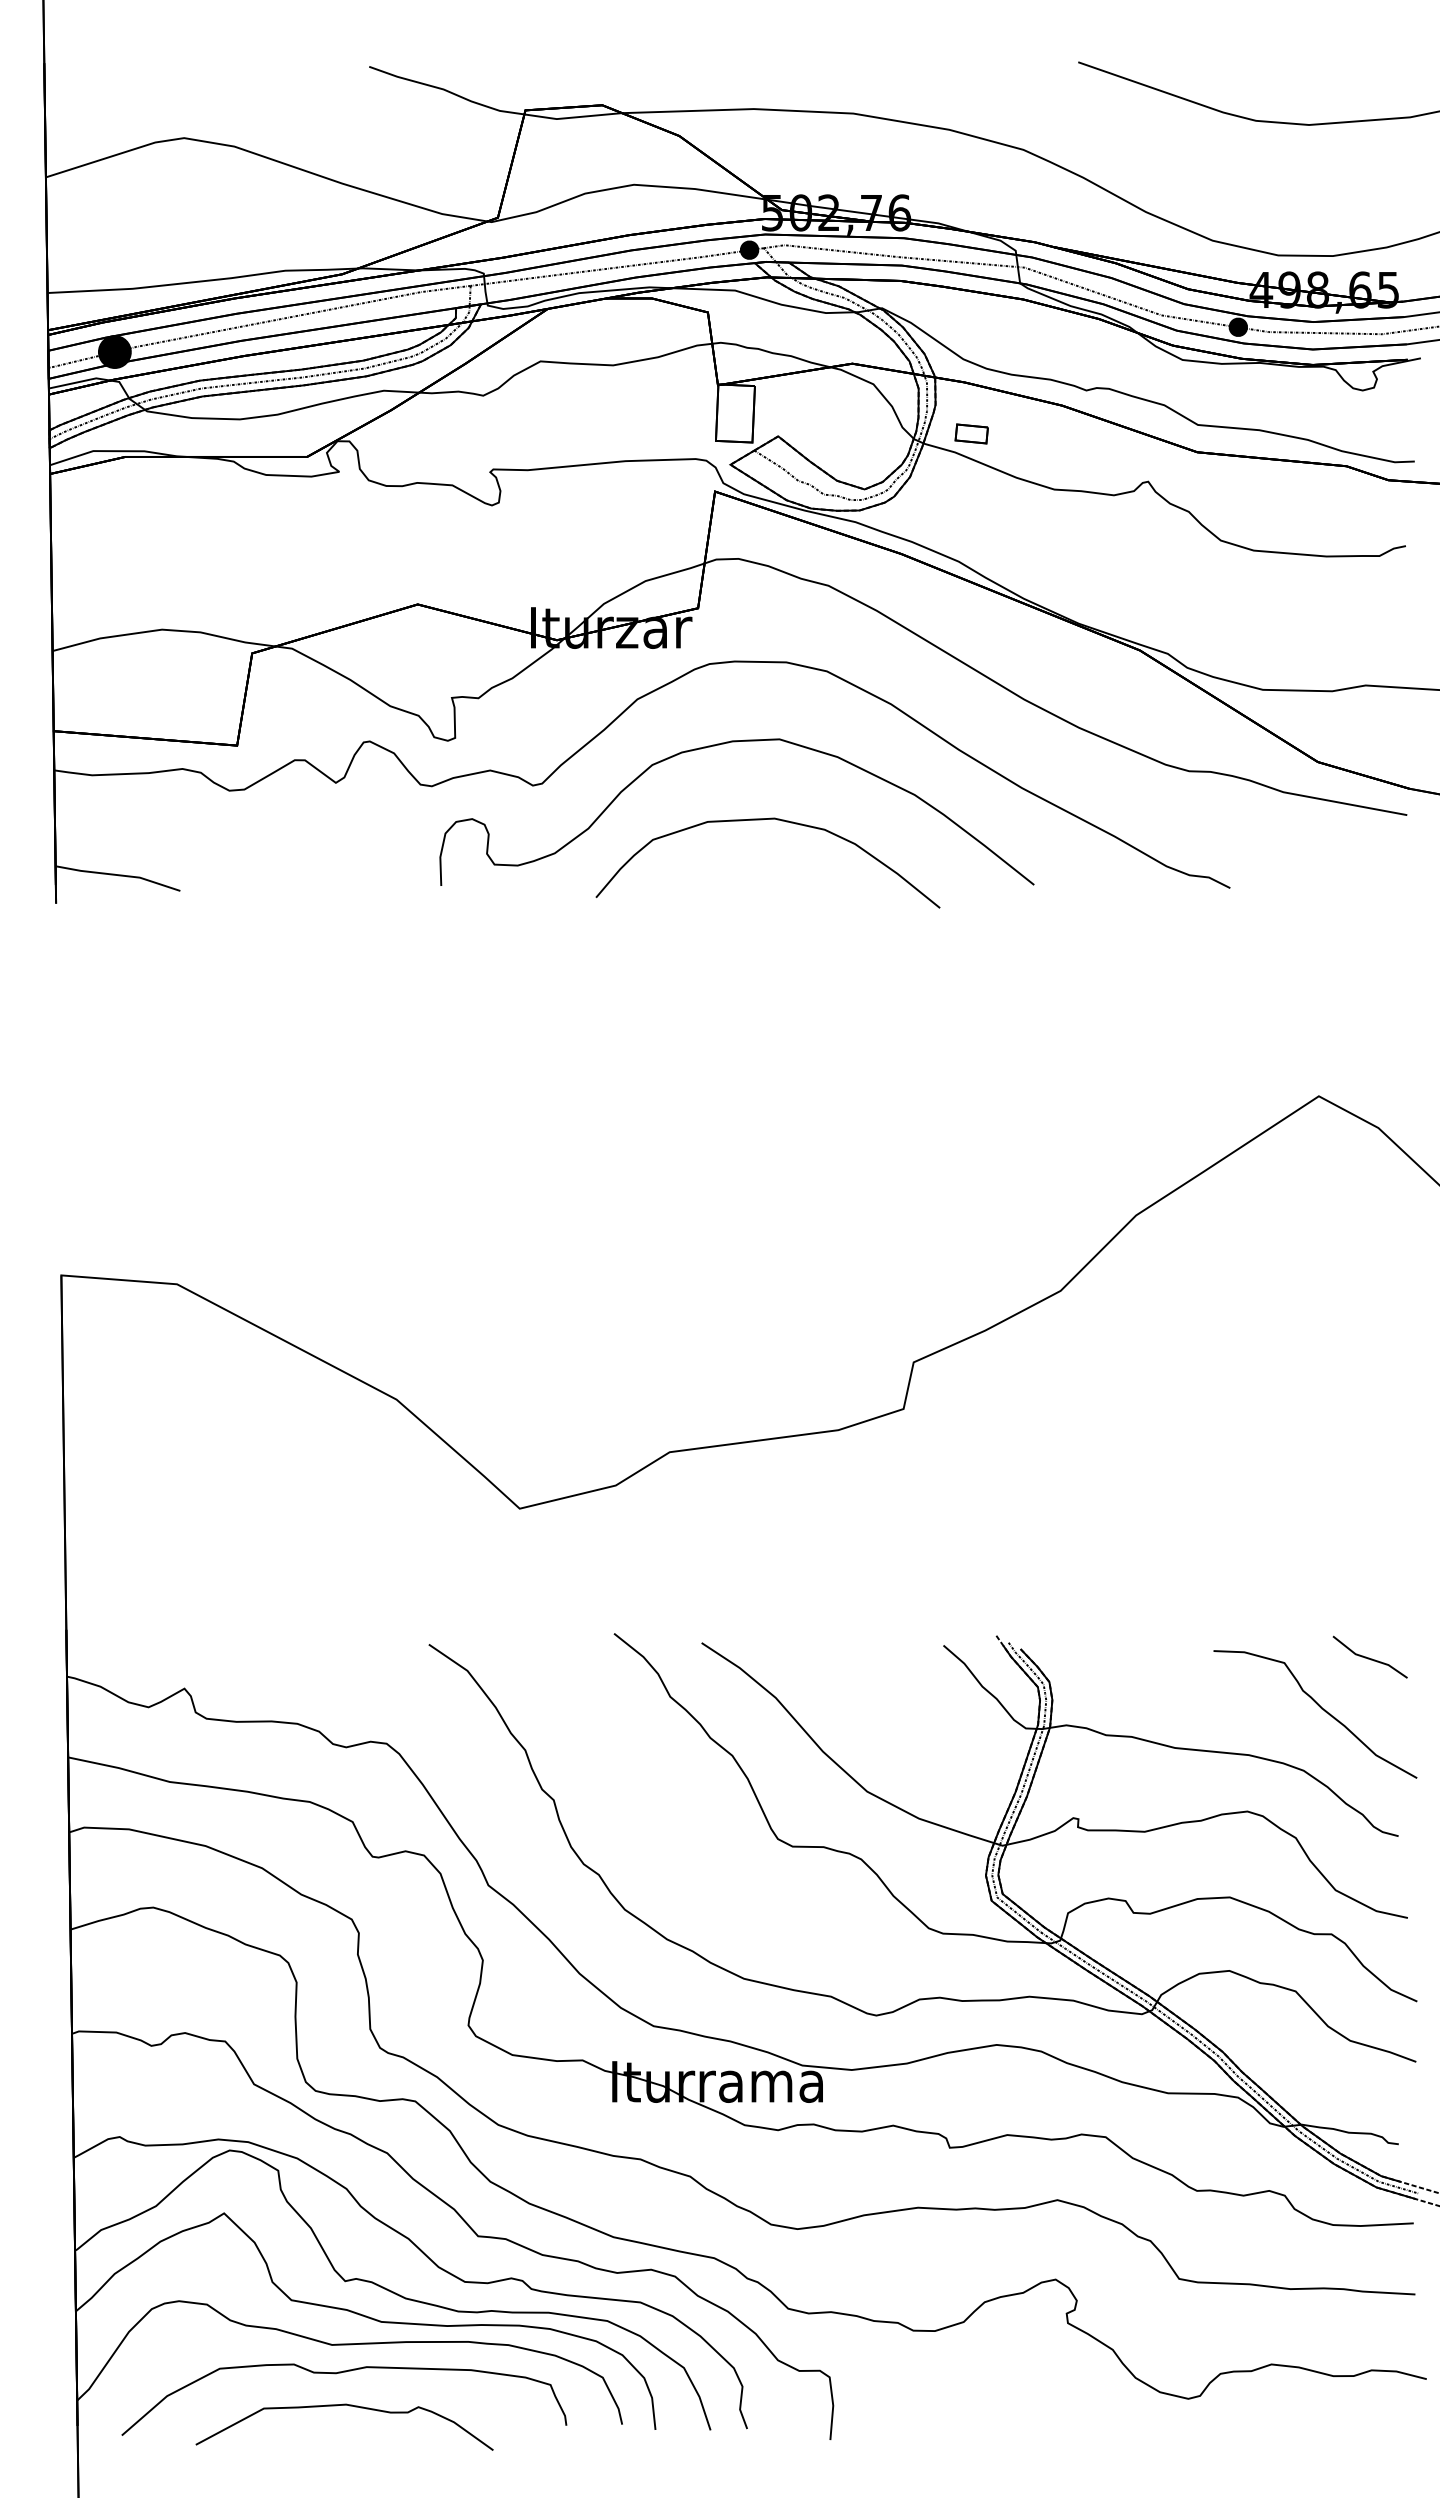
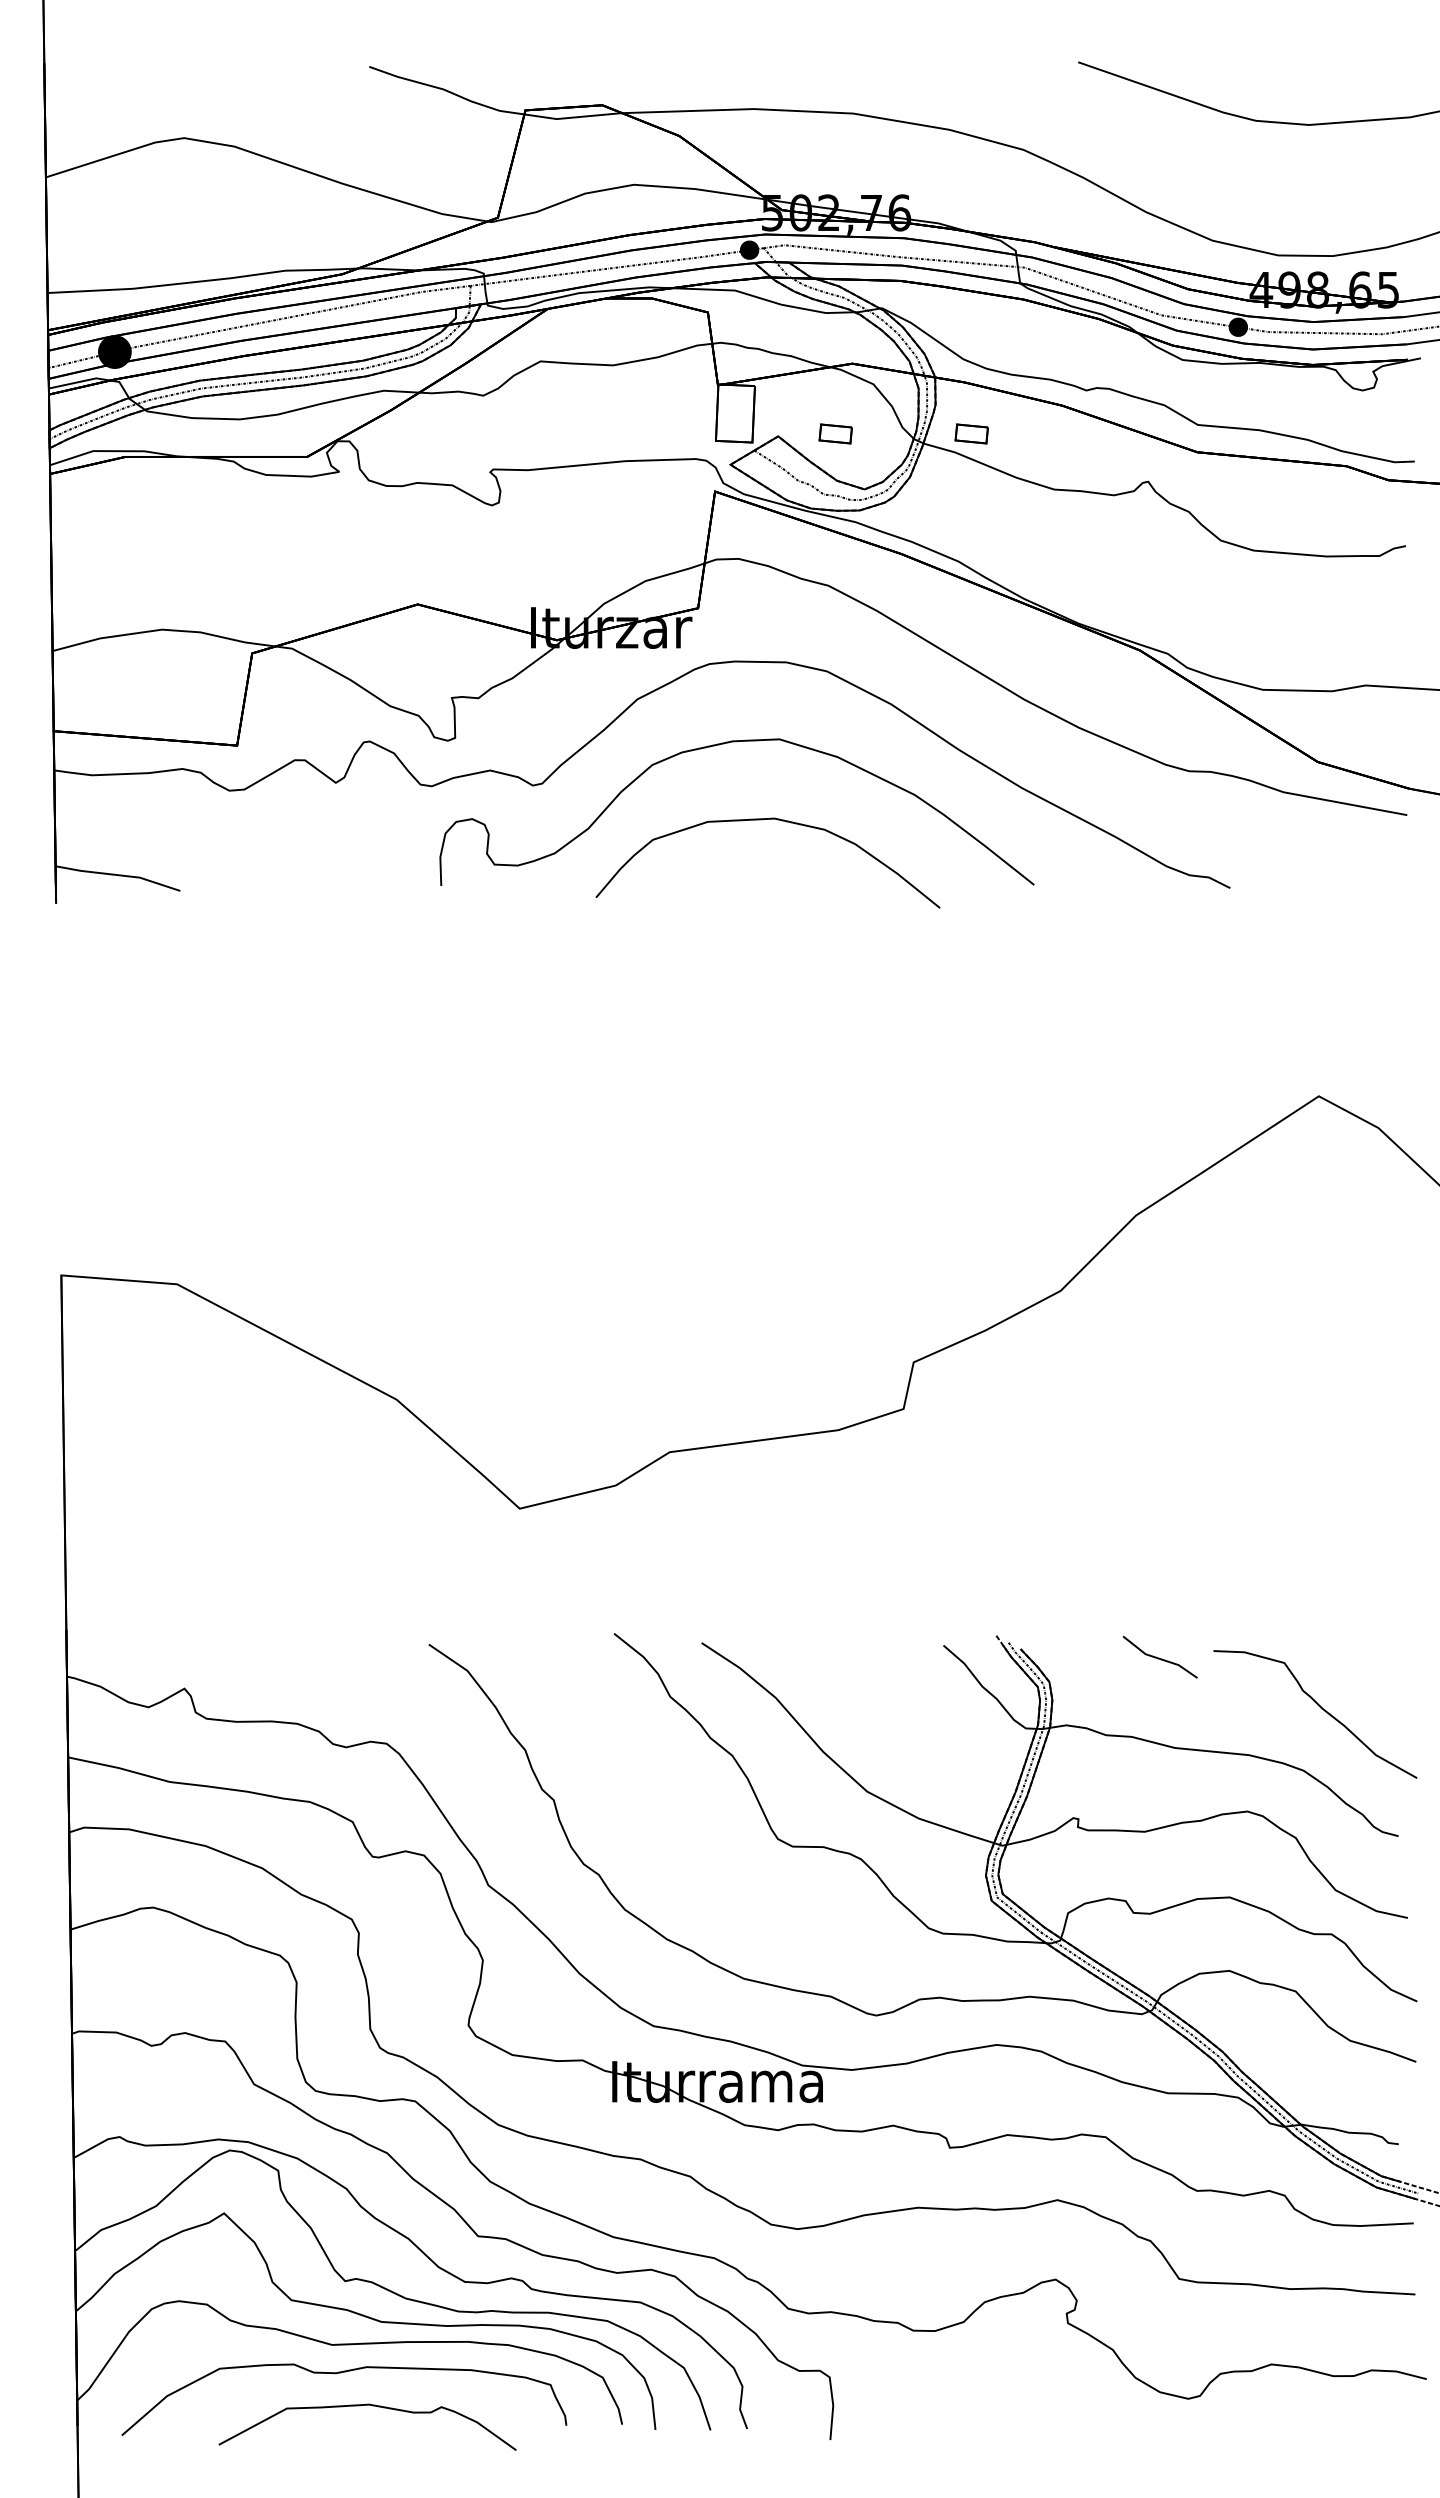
part: none -> present (835, 433)
part position: (1369, 1656) -> (1159, 1656) (1159, 1656)
part position: (349, 2406) -> (372, 2406) (372, 2406)
